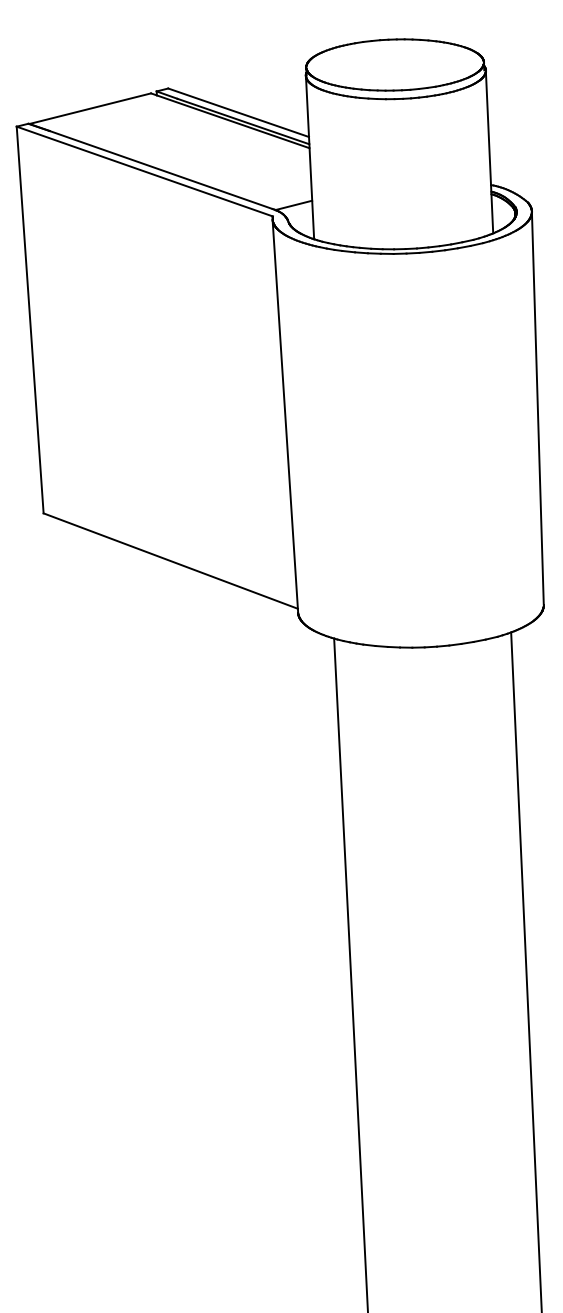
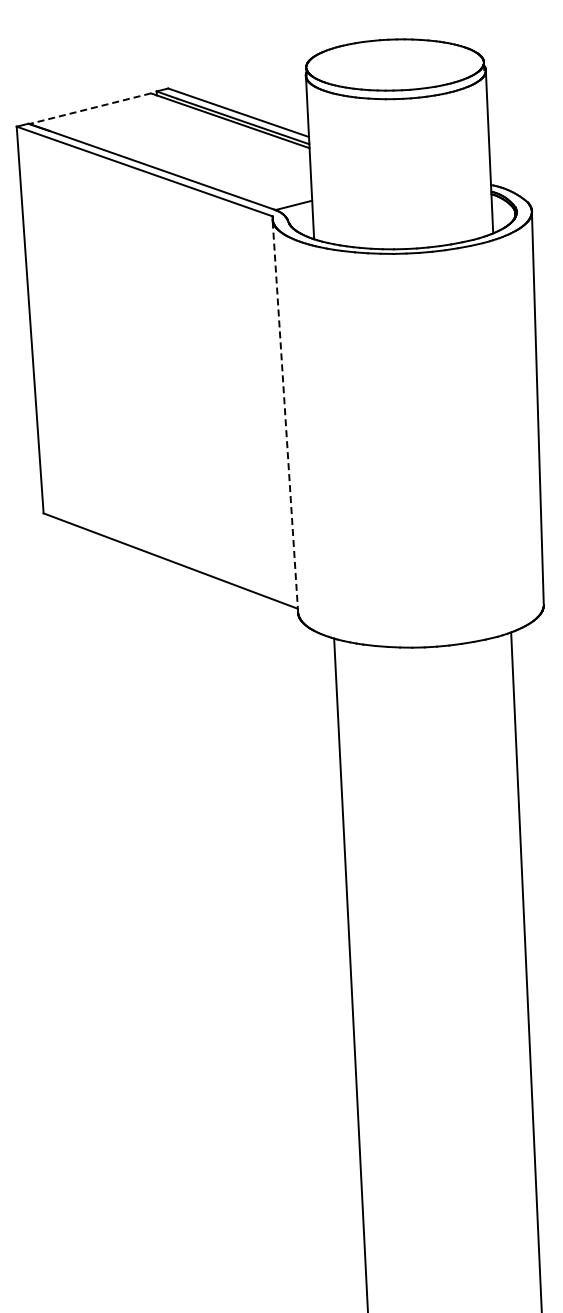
line: solid -> dashed (90, 108)
line: solid -> dashed (285, 416)
